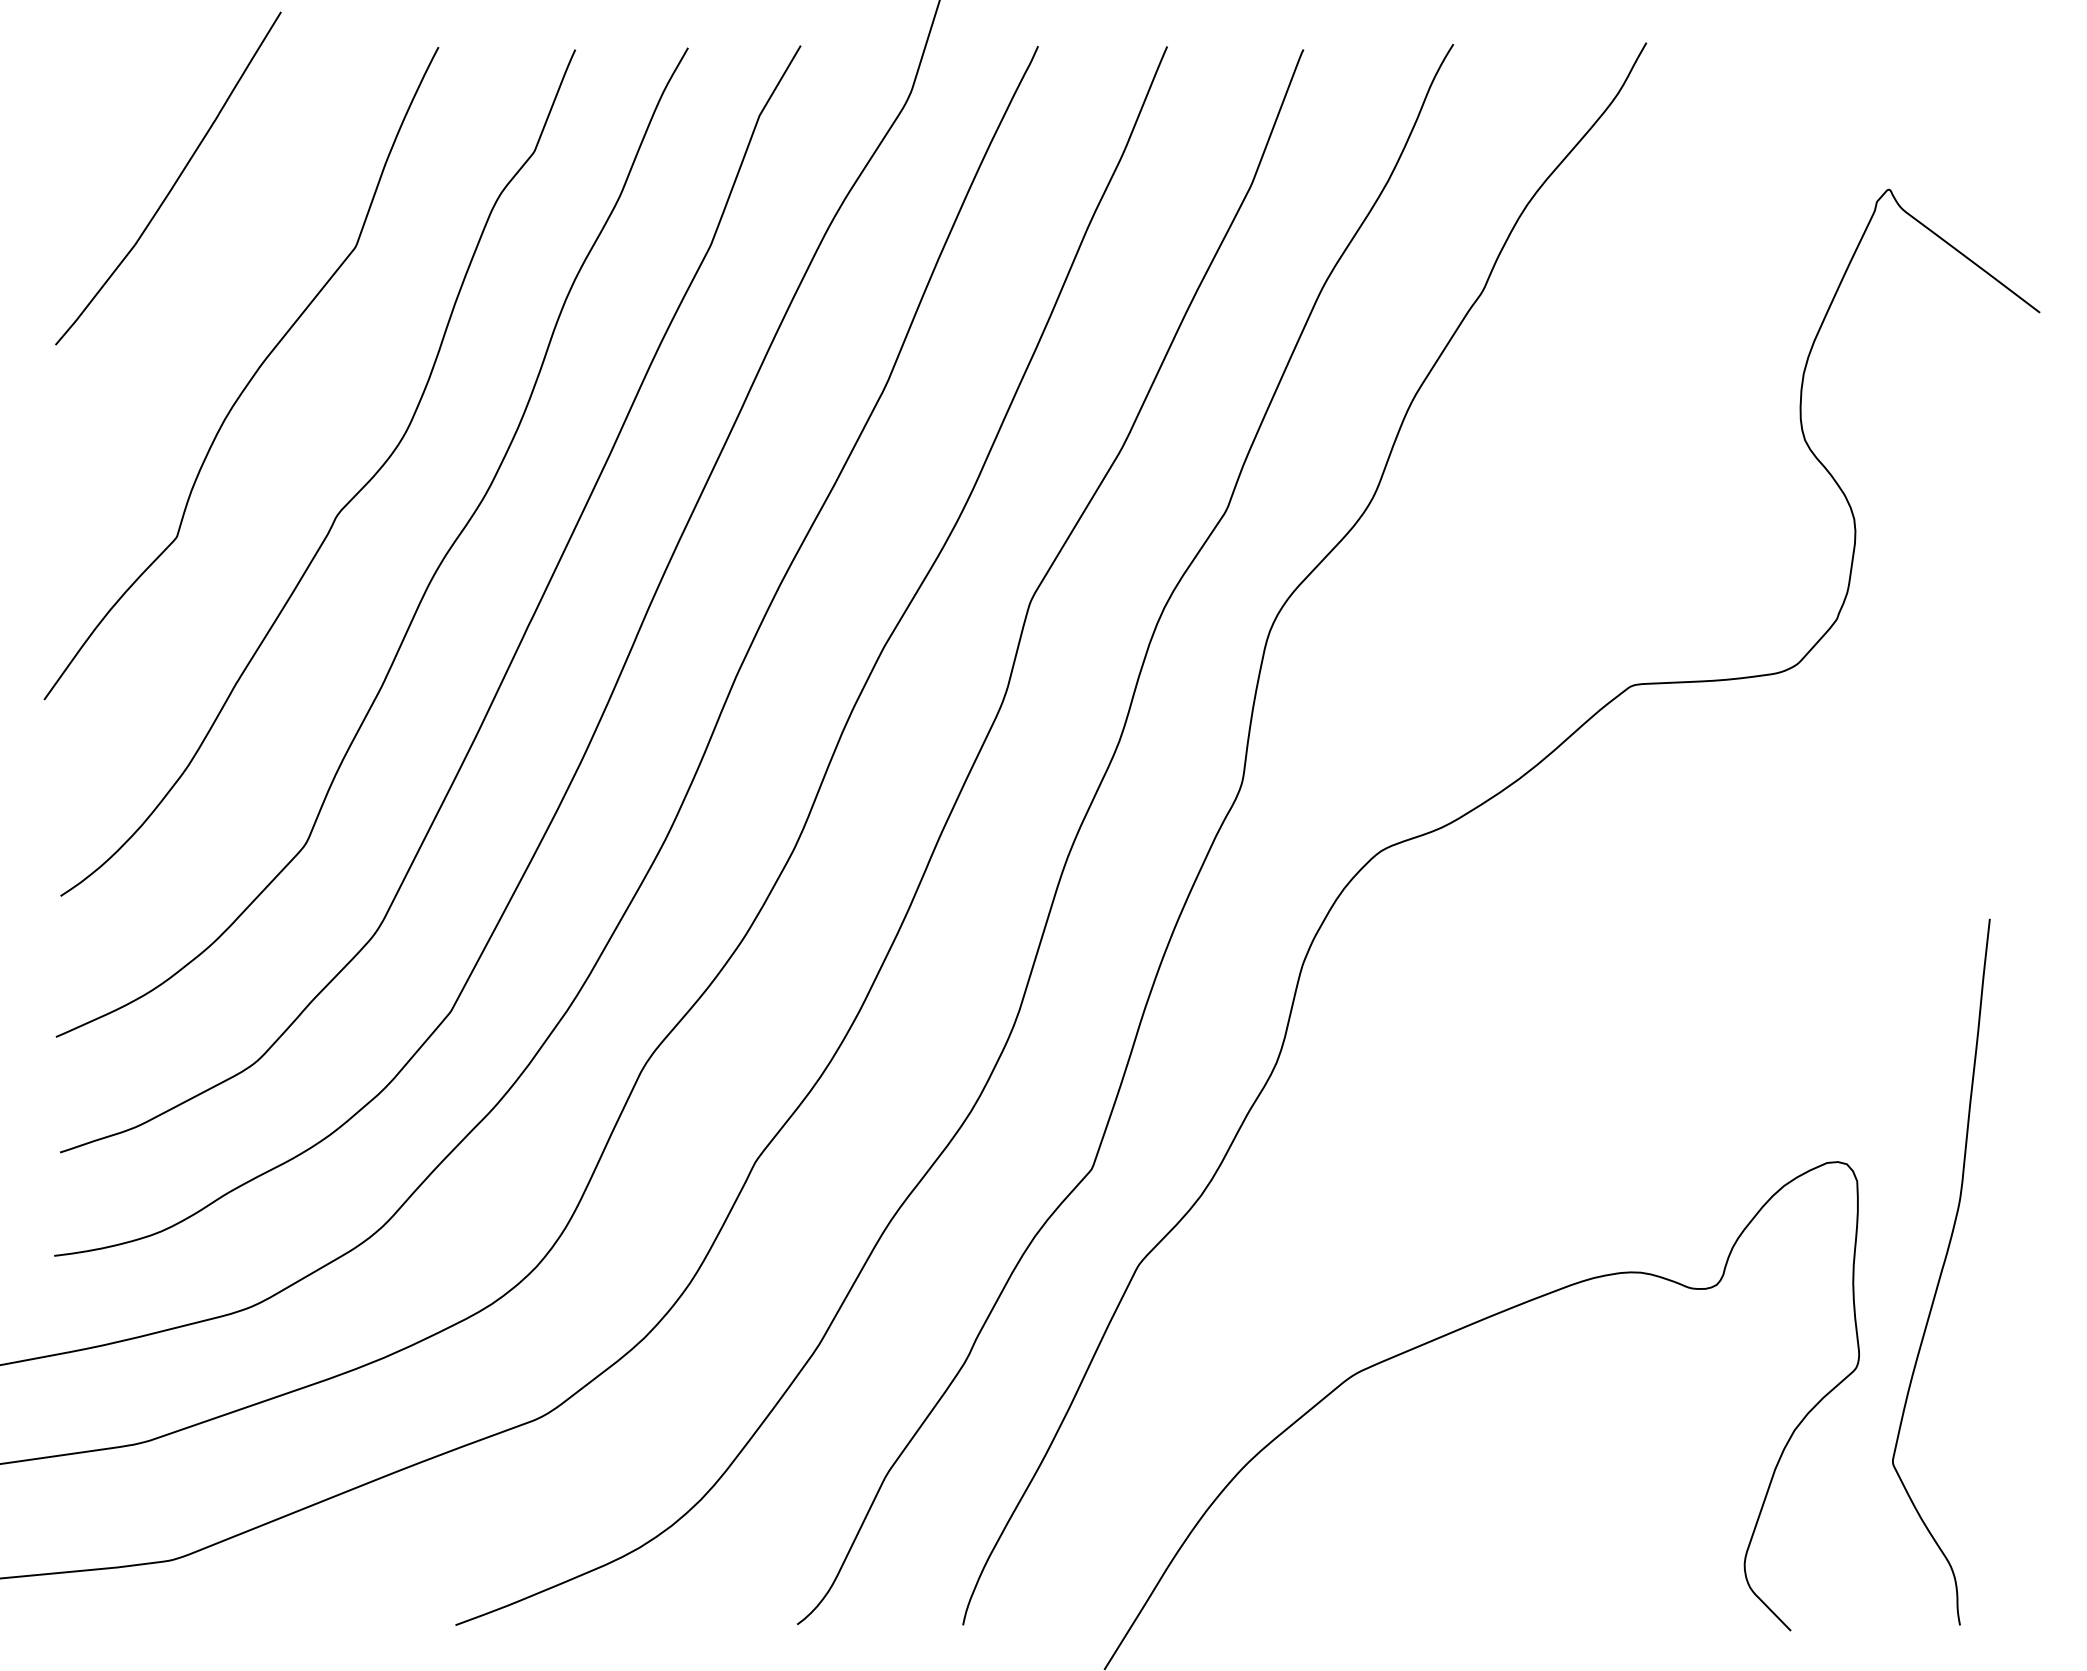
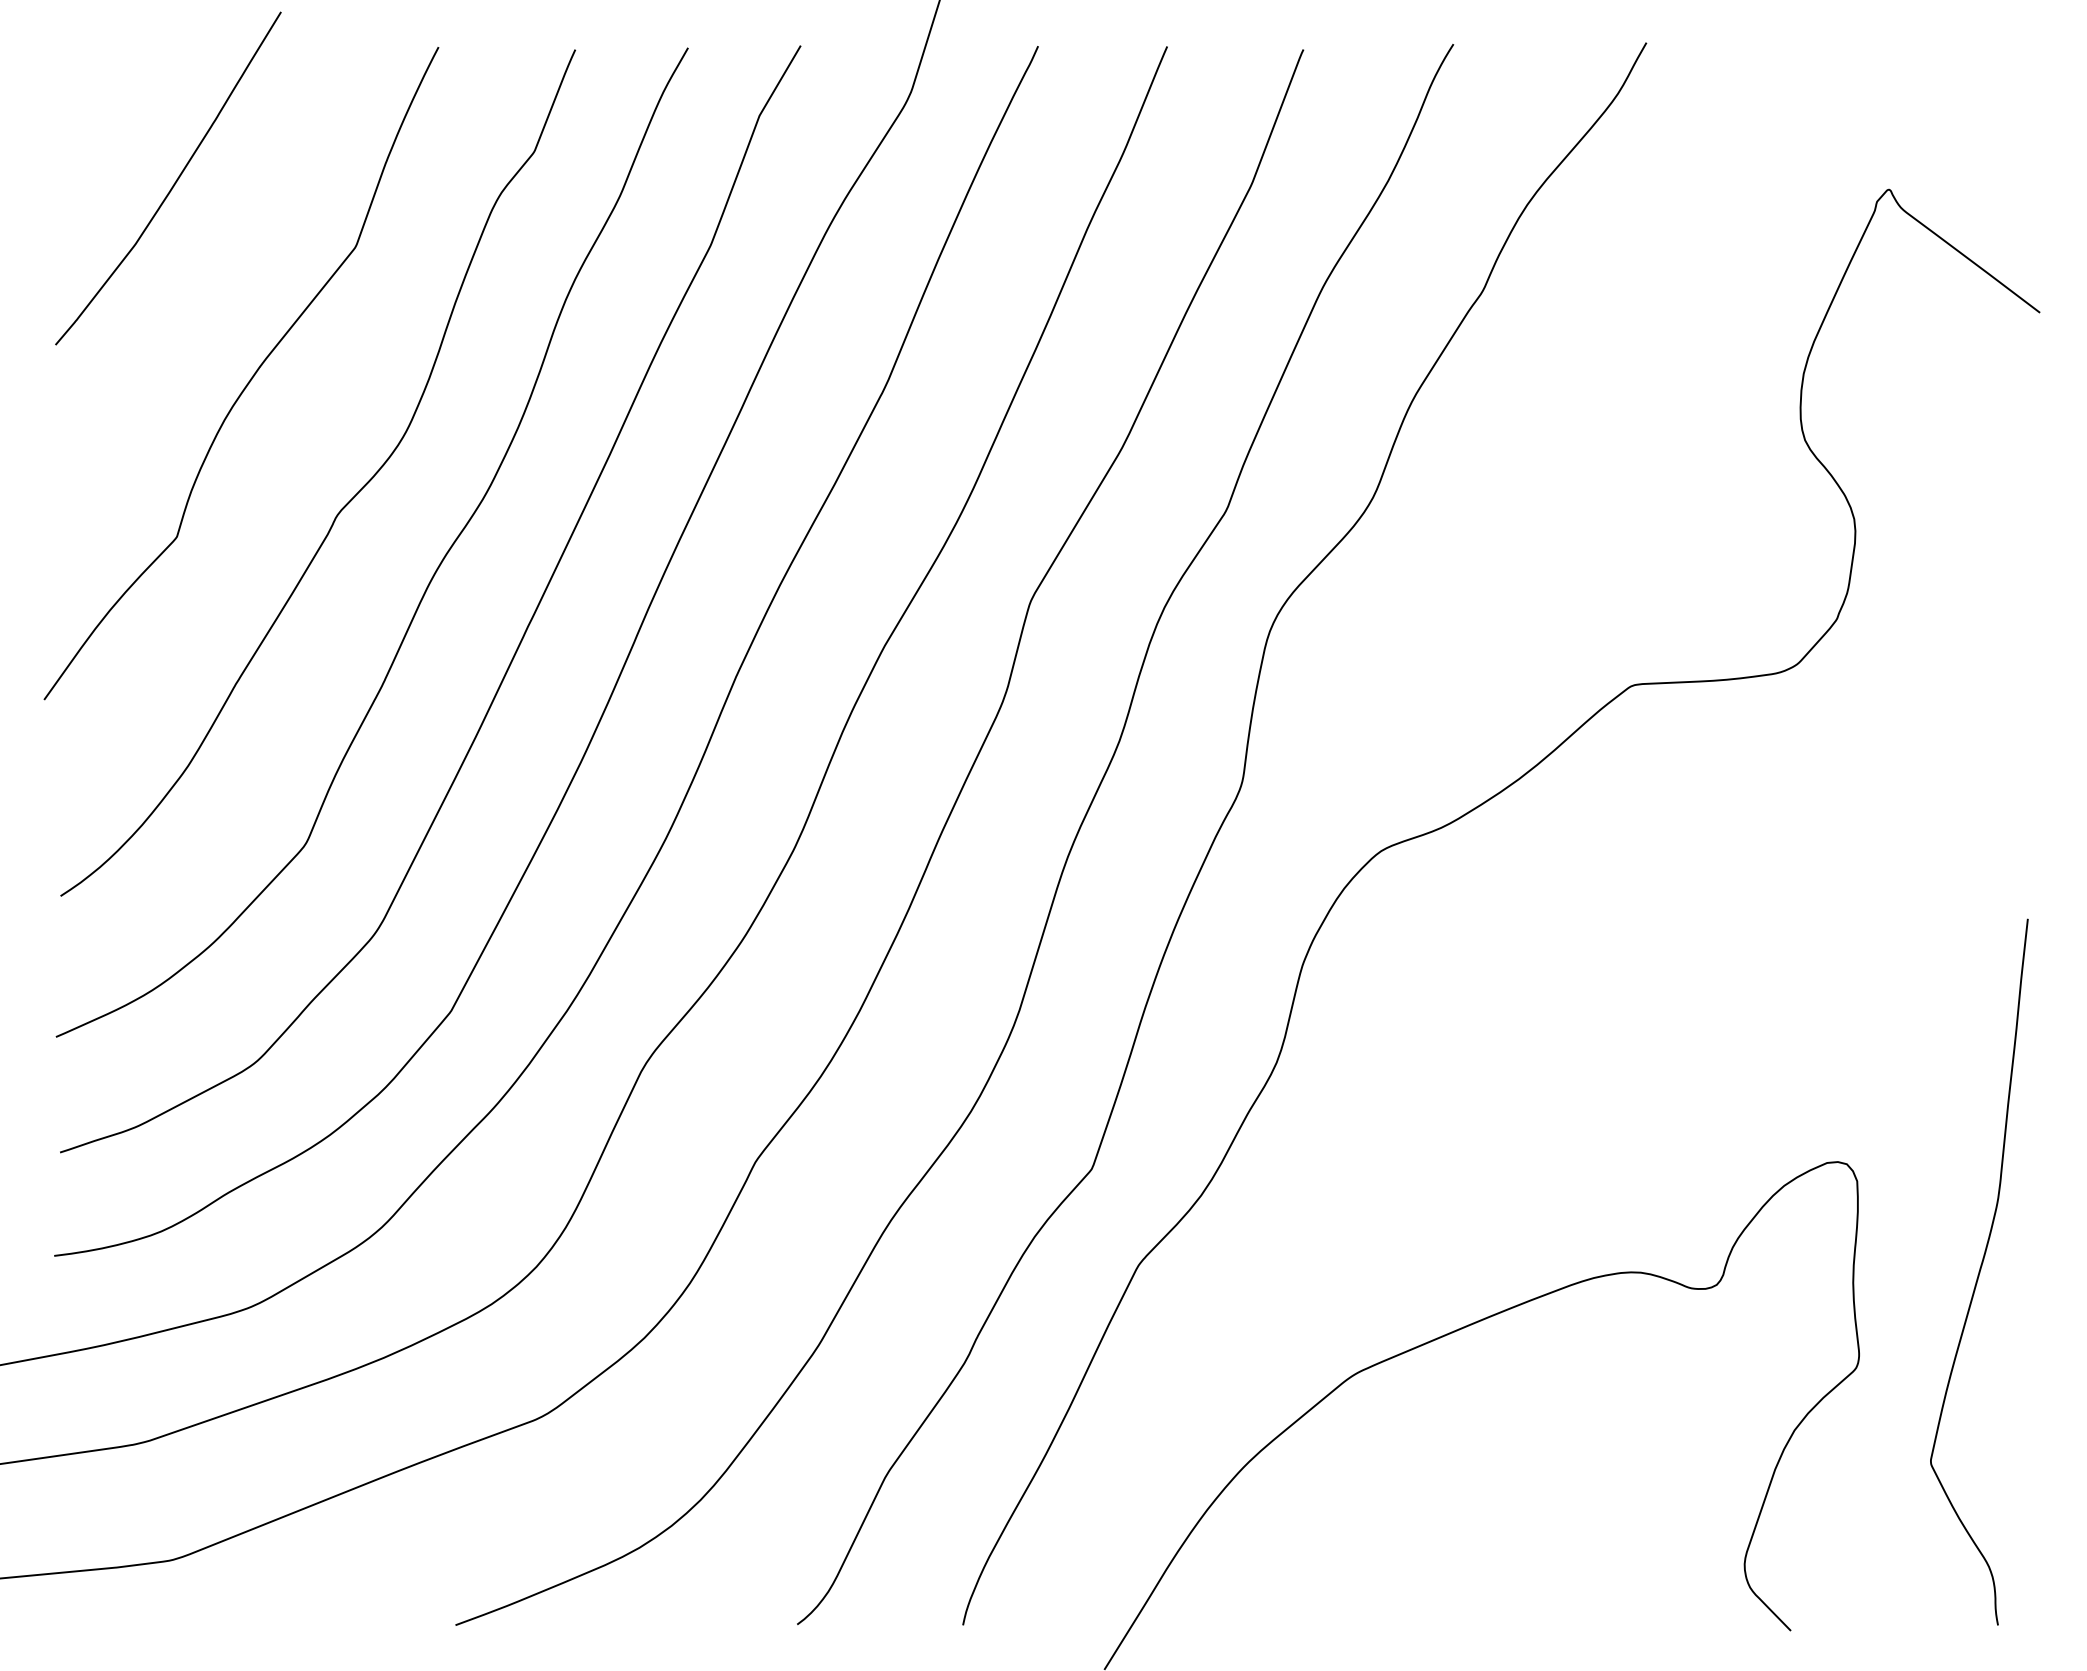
curve position: (1941, 1271) -> (1979, 1271) (1979, 1271)
